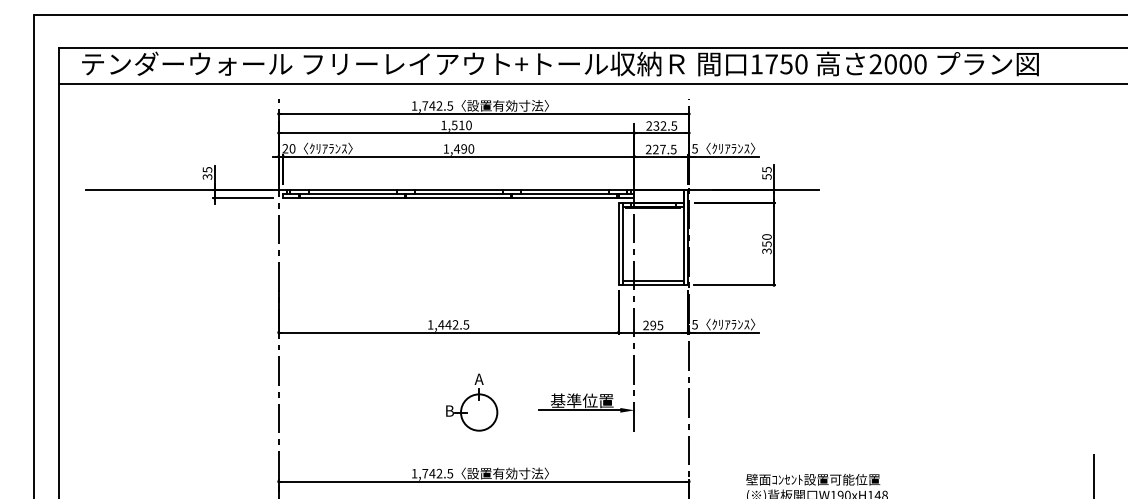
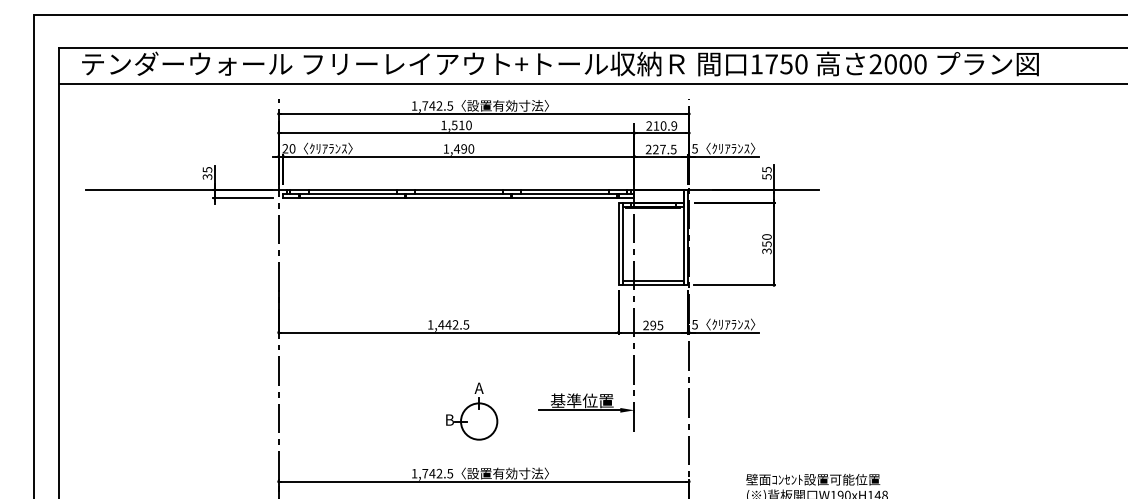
text: 232.5 -> 210.9 (665, 125)
part position: (472, 402) -> (472, 411) (472, 411)
line: present -> none (1094, 475)
